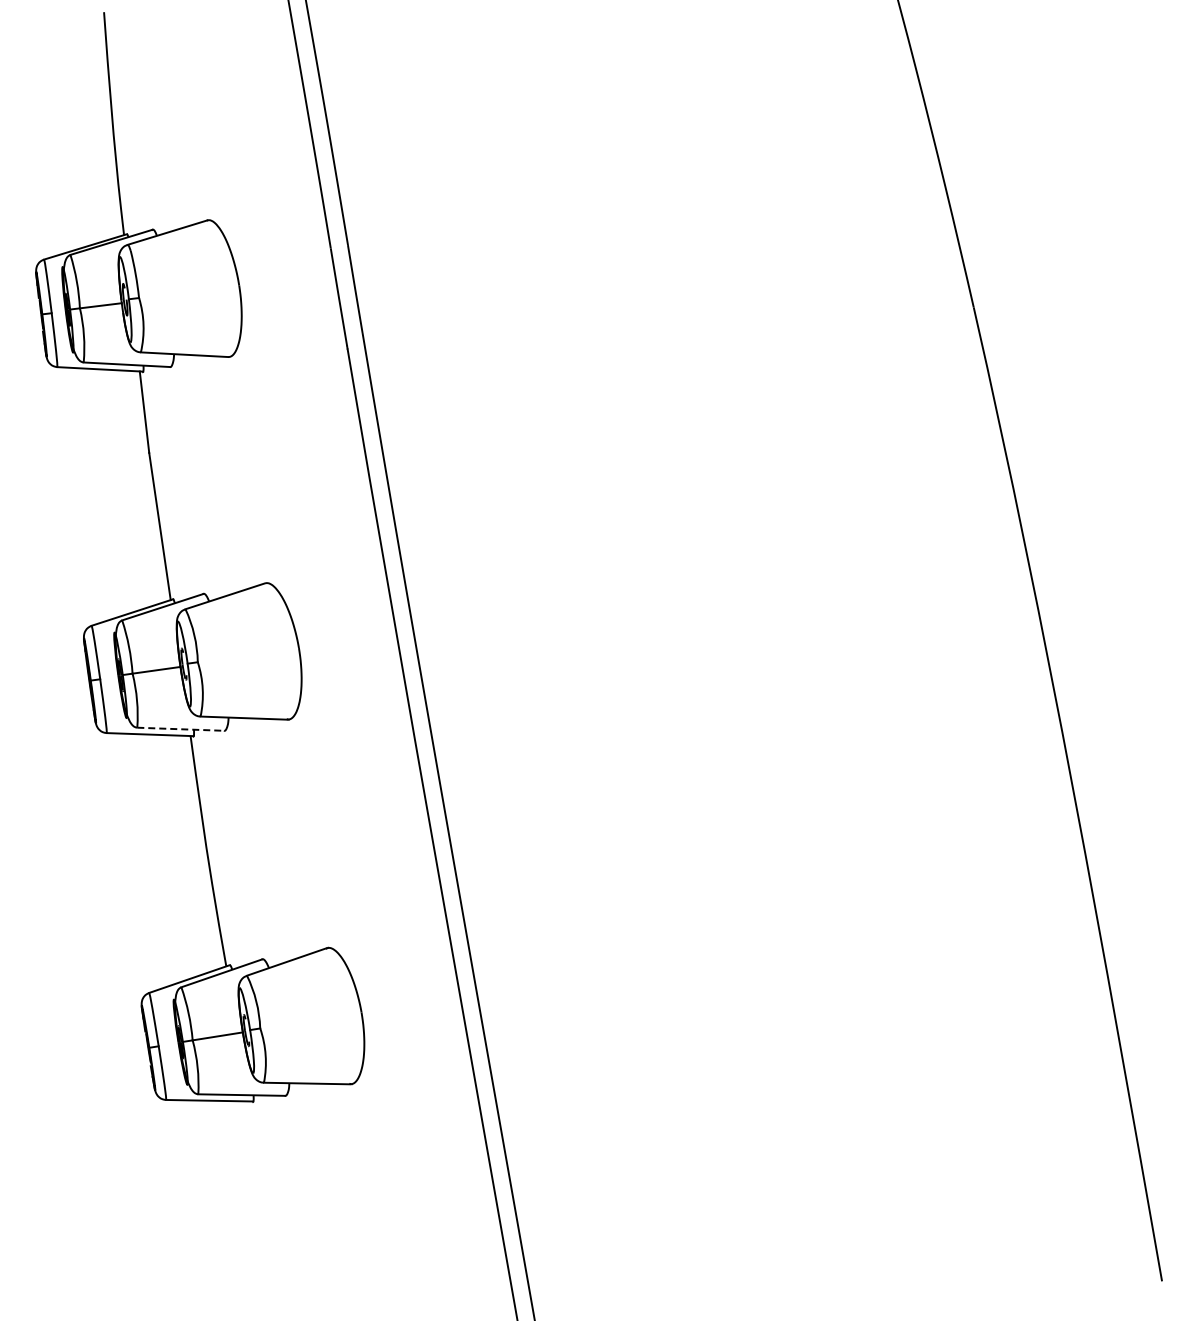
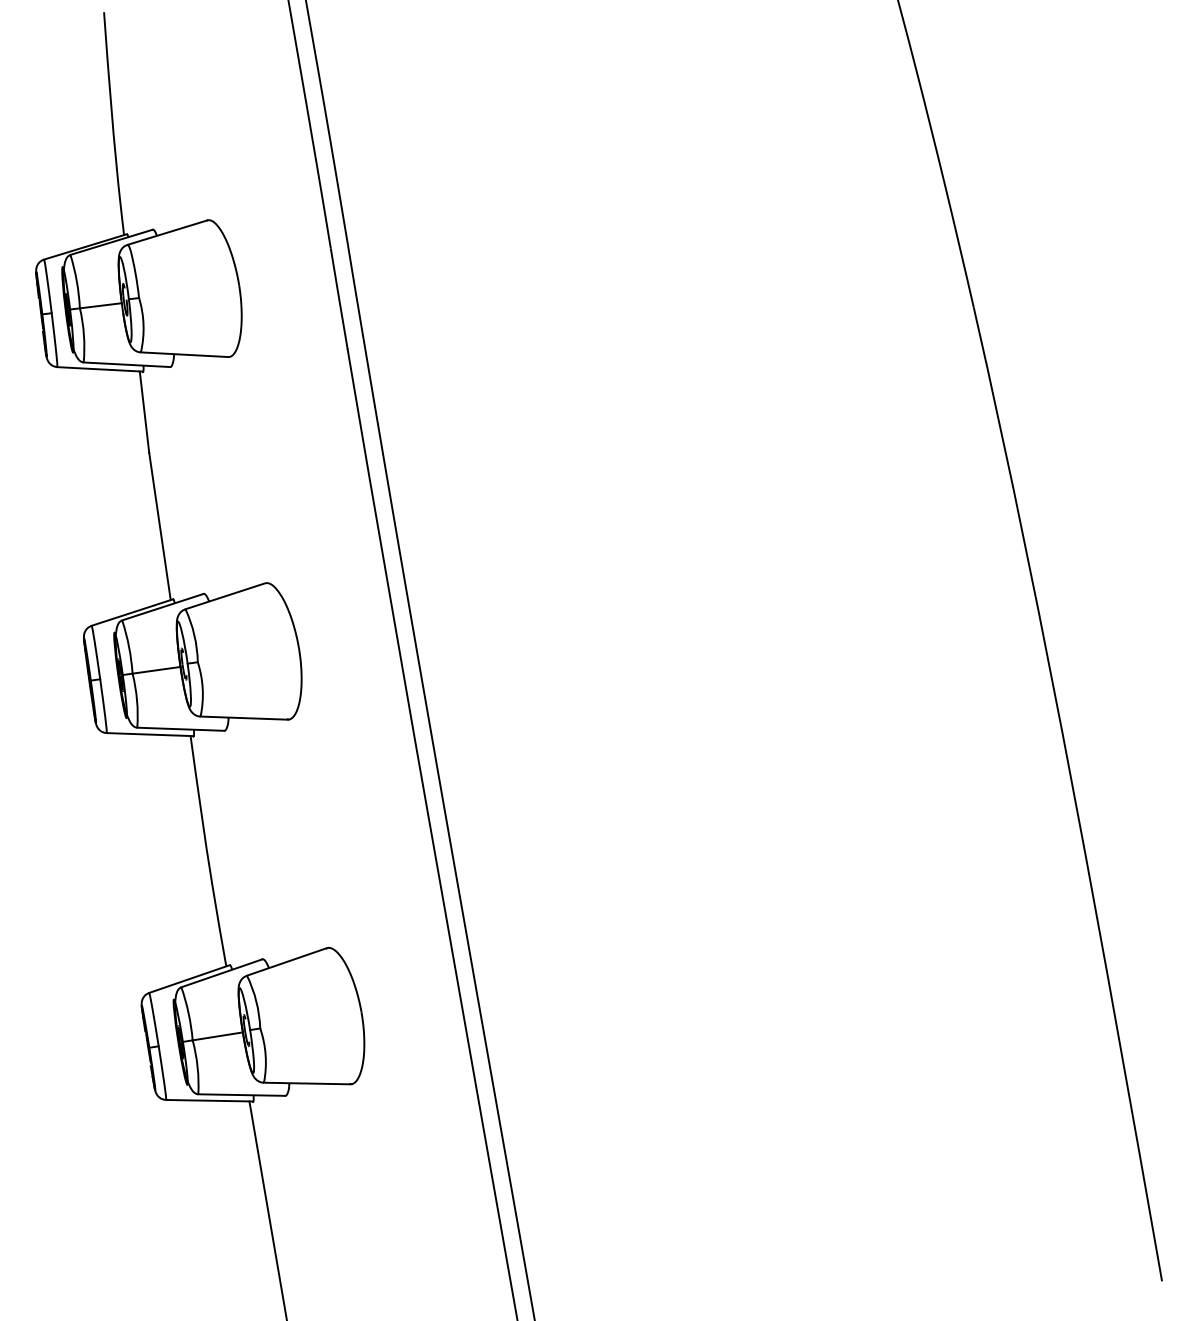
line: dashed -> solid (181, 729)
line: none -> present (267, 1209)
